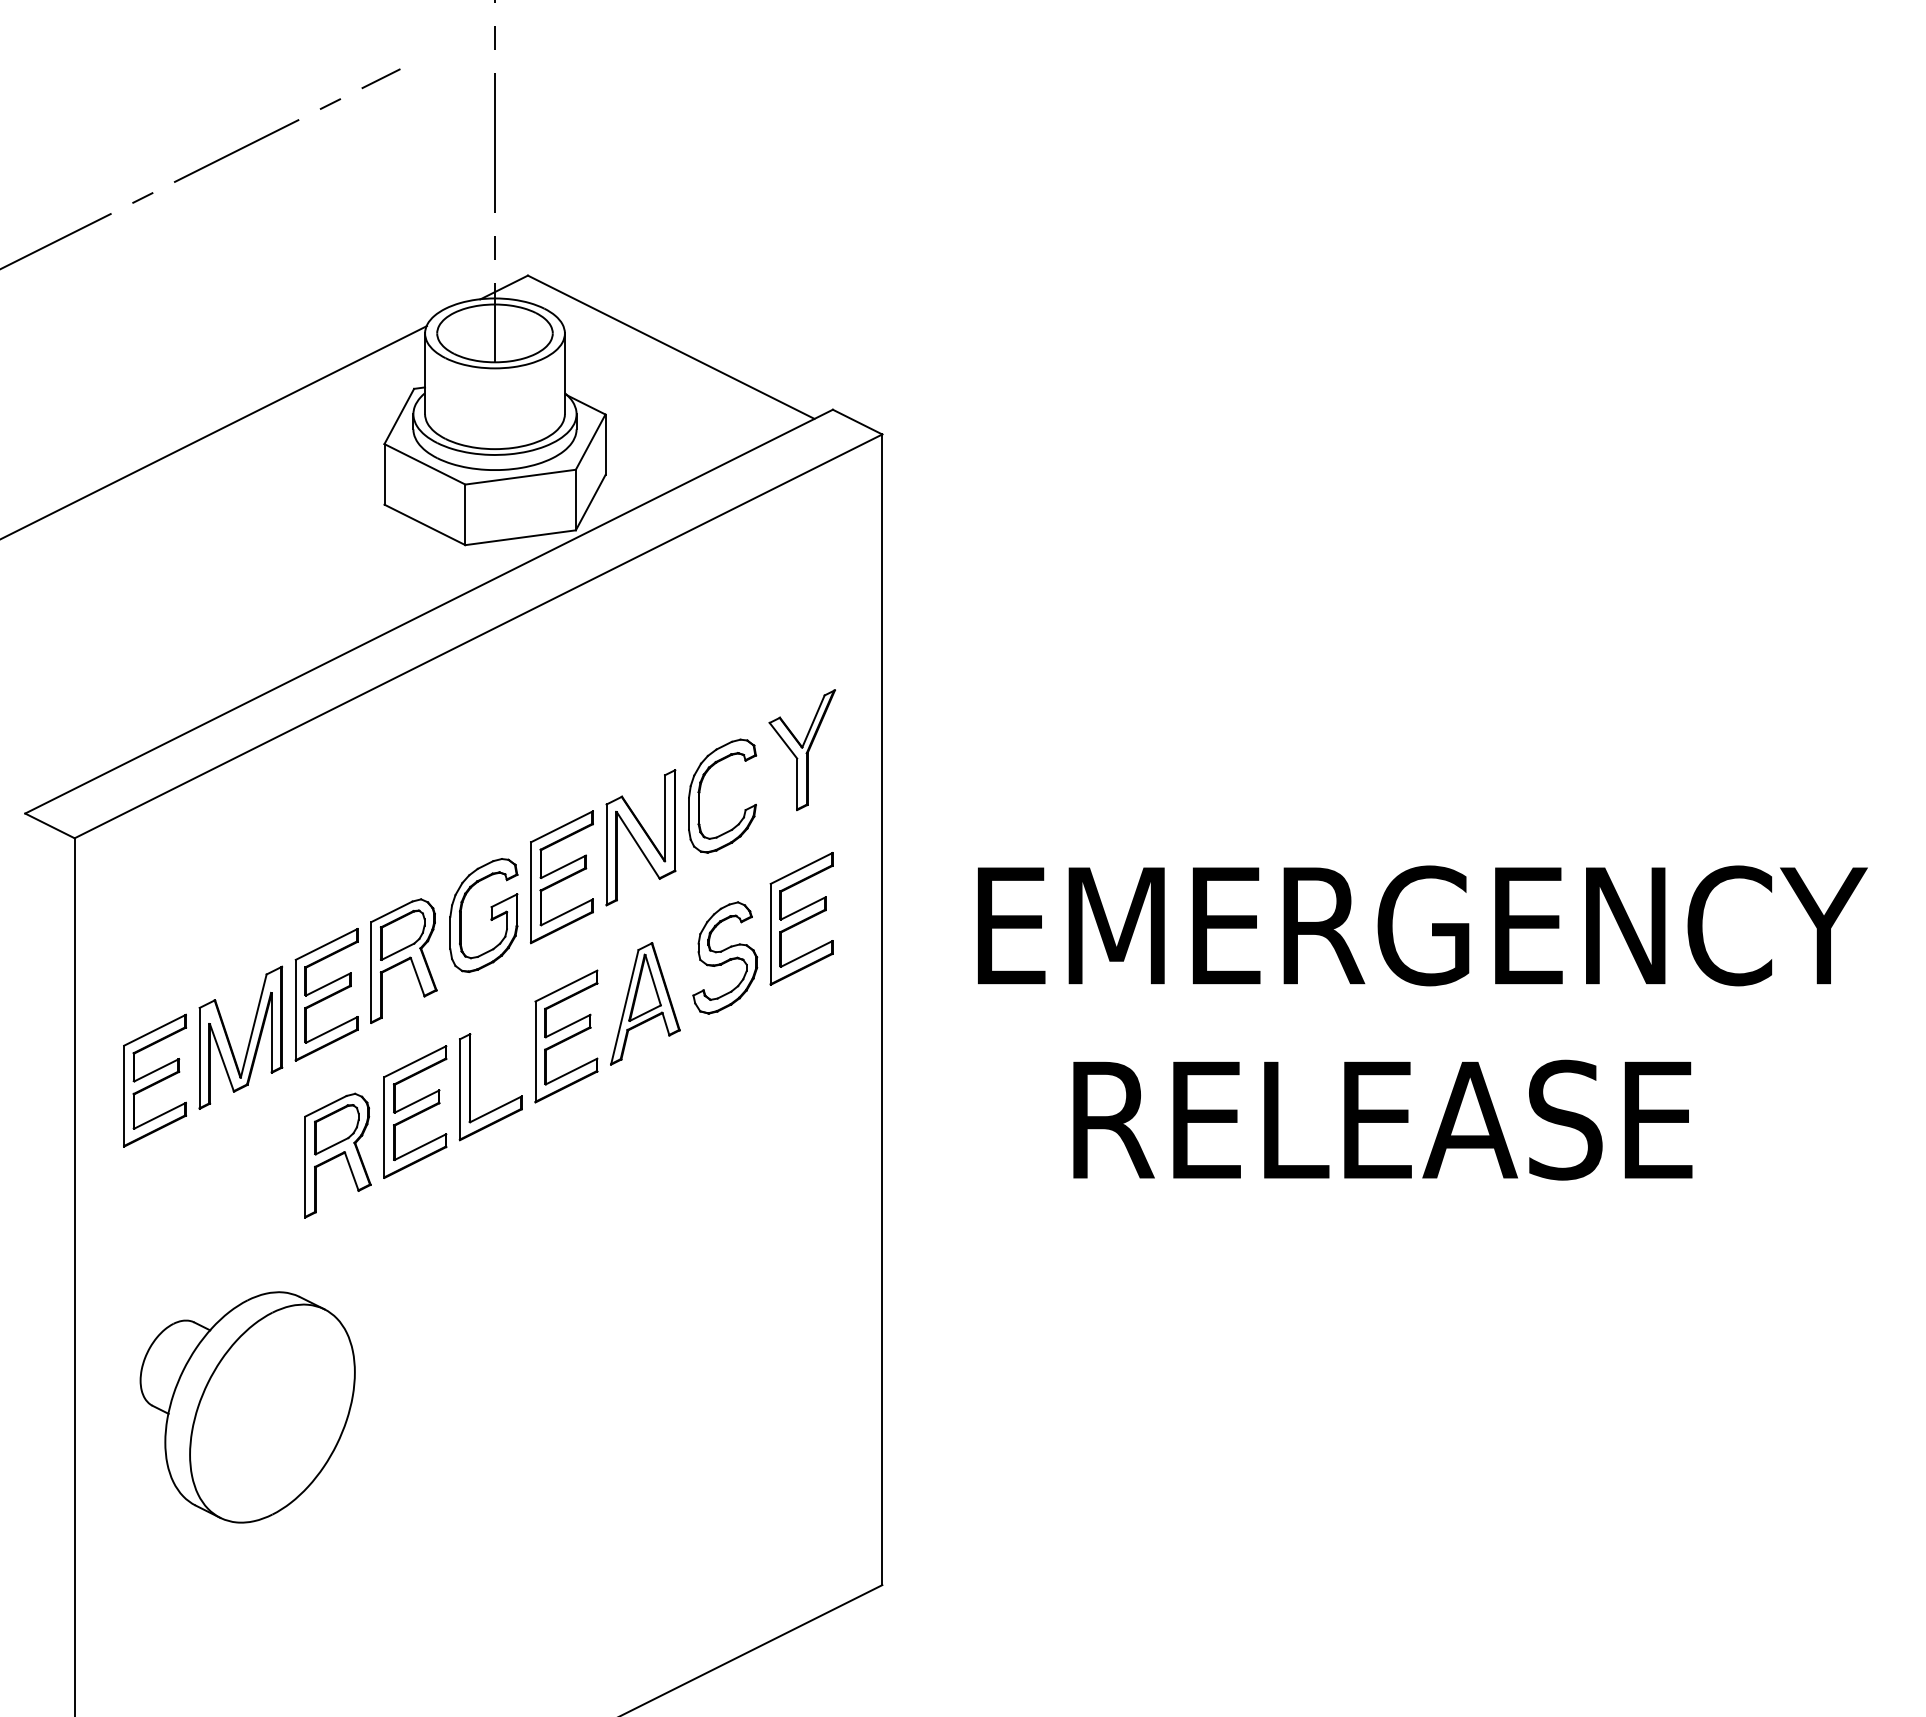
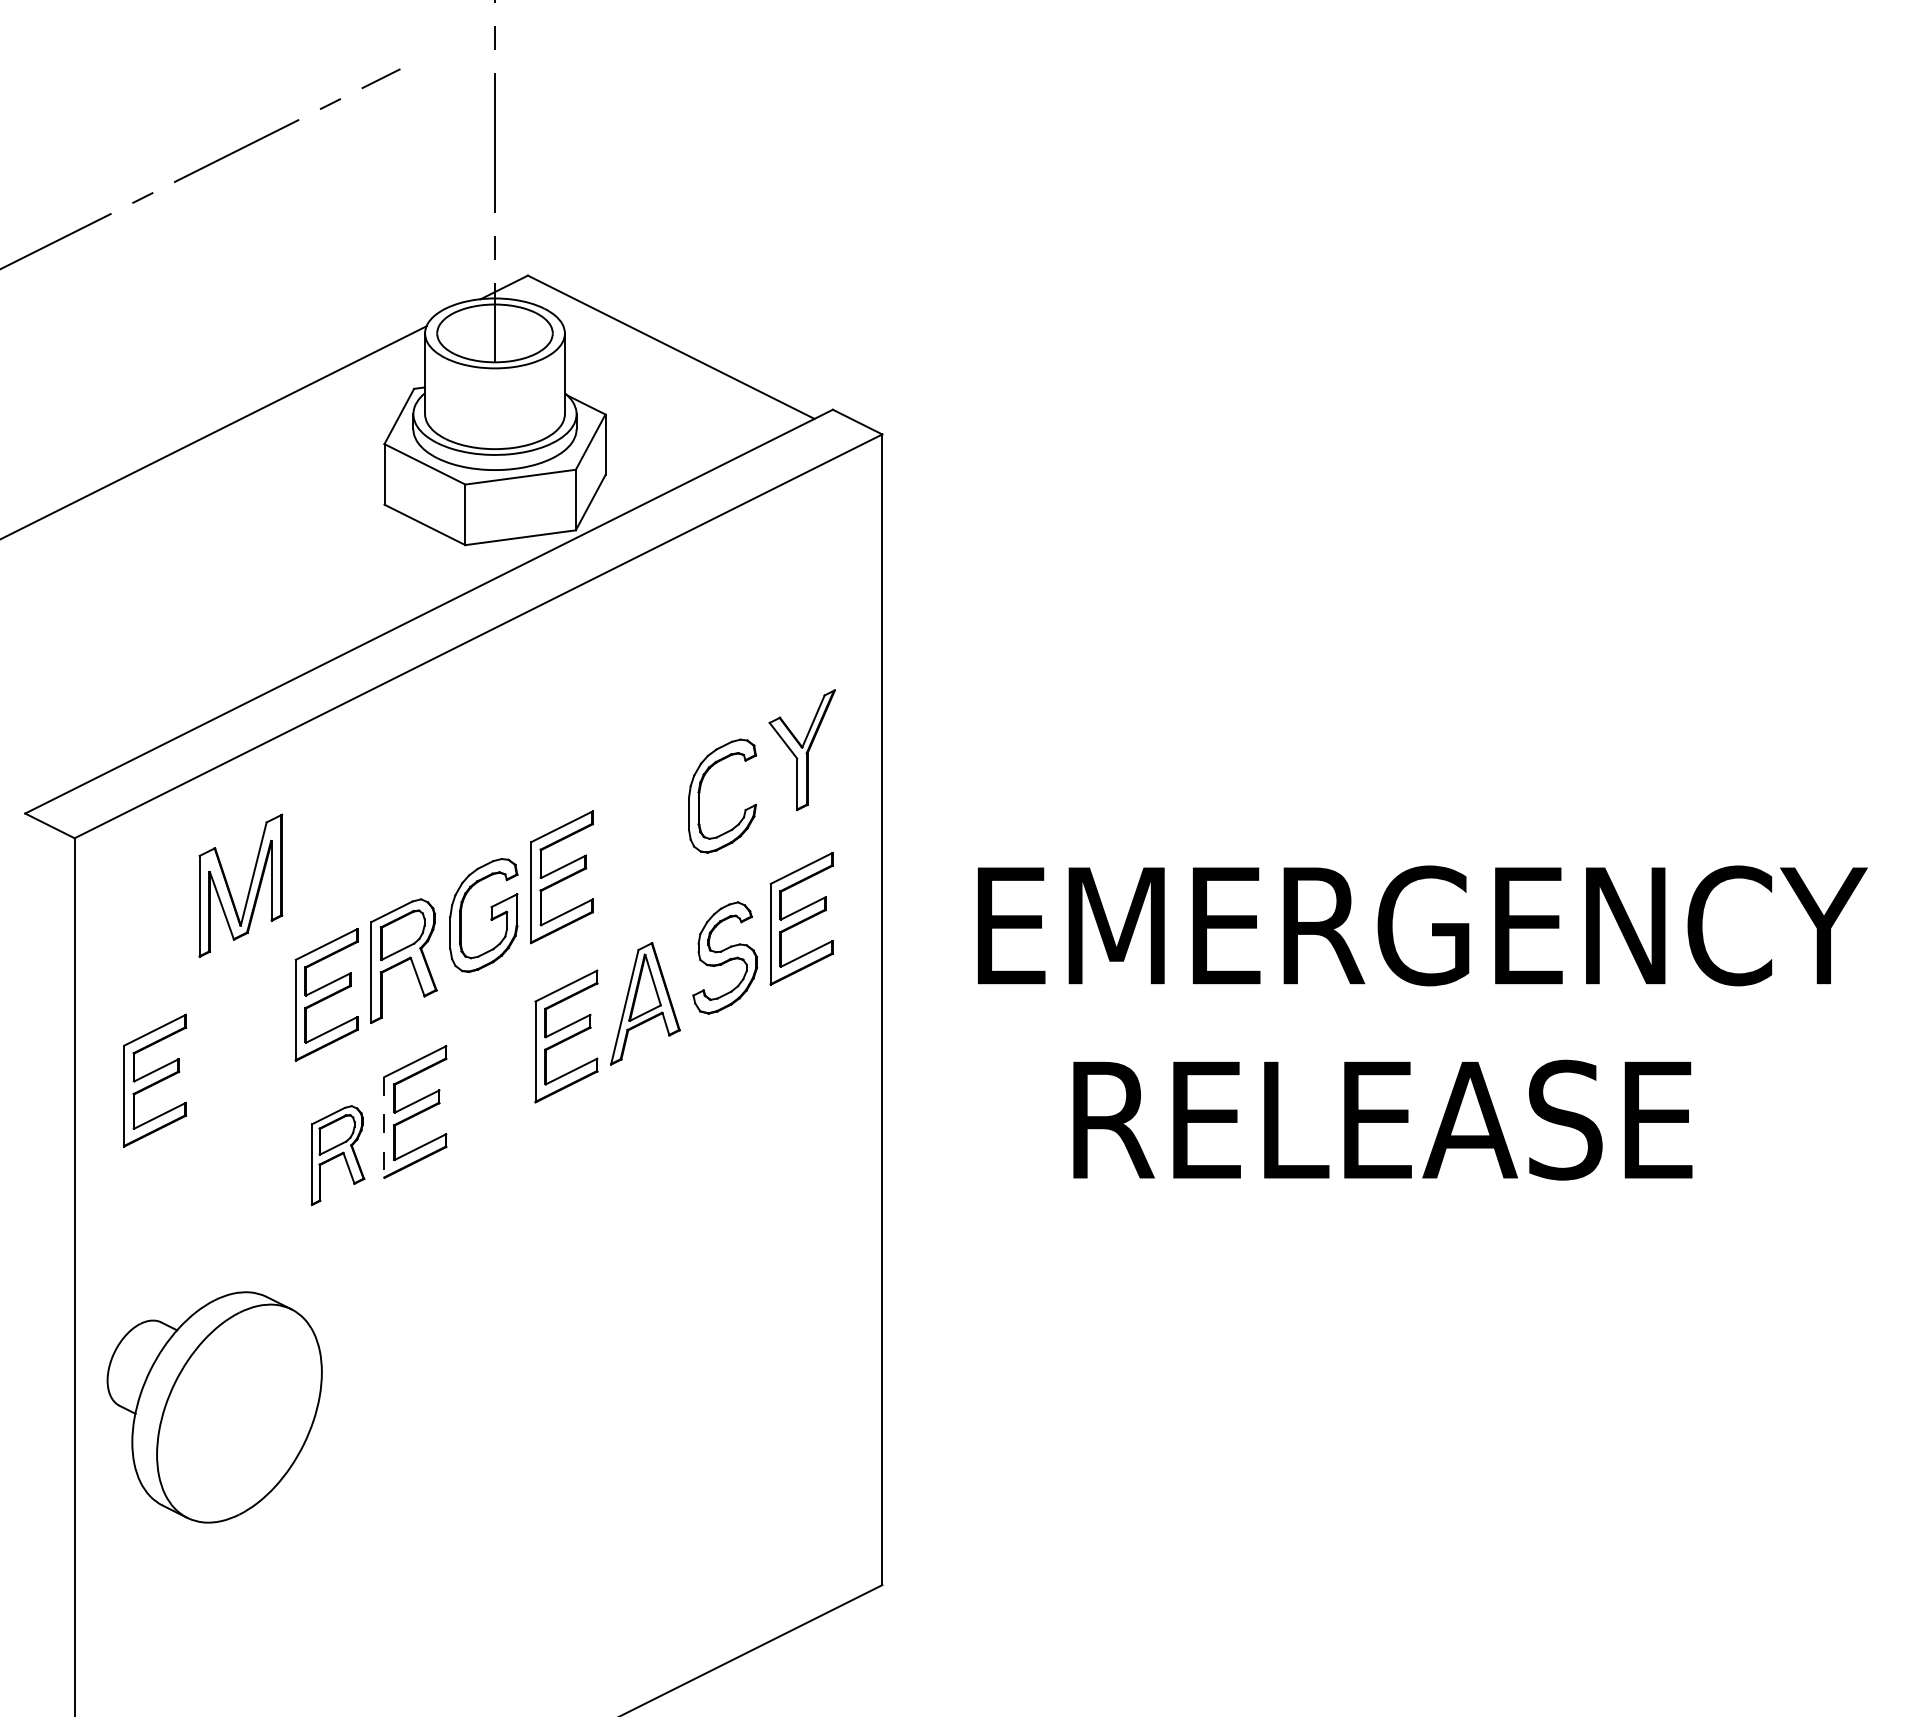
part: present -> none (640, 837)
part position: (249, 1038) -> (249, 886) (249, 886)
part: present -> none (470, 1087)
line: solid -> dashed (384, 1128)
part size: 68x127 px -> 56x102 px (337, 1155)
part position: (247, 1407) -> (214, 1407) (214, 1407)
